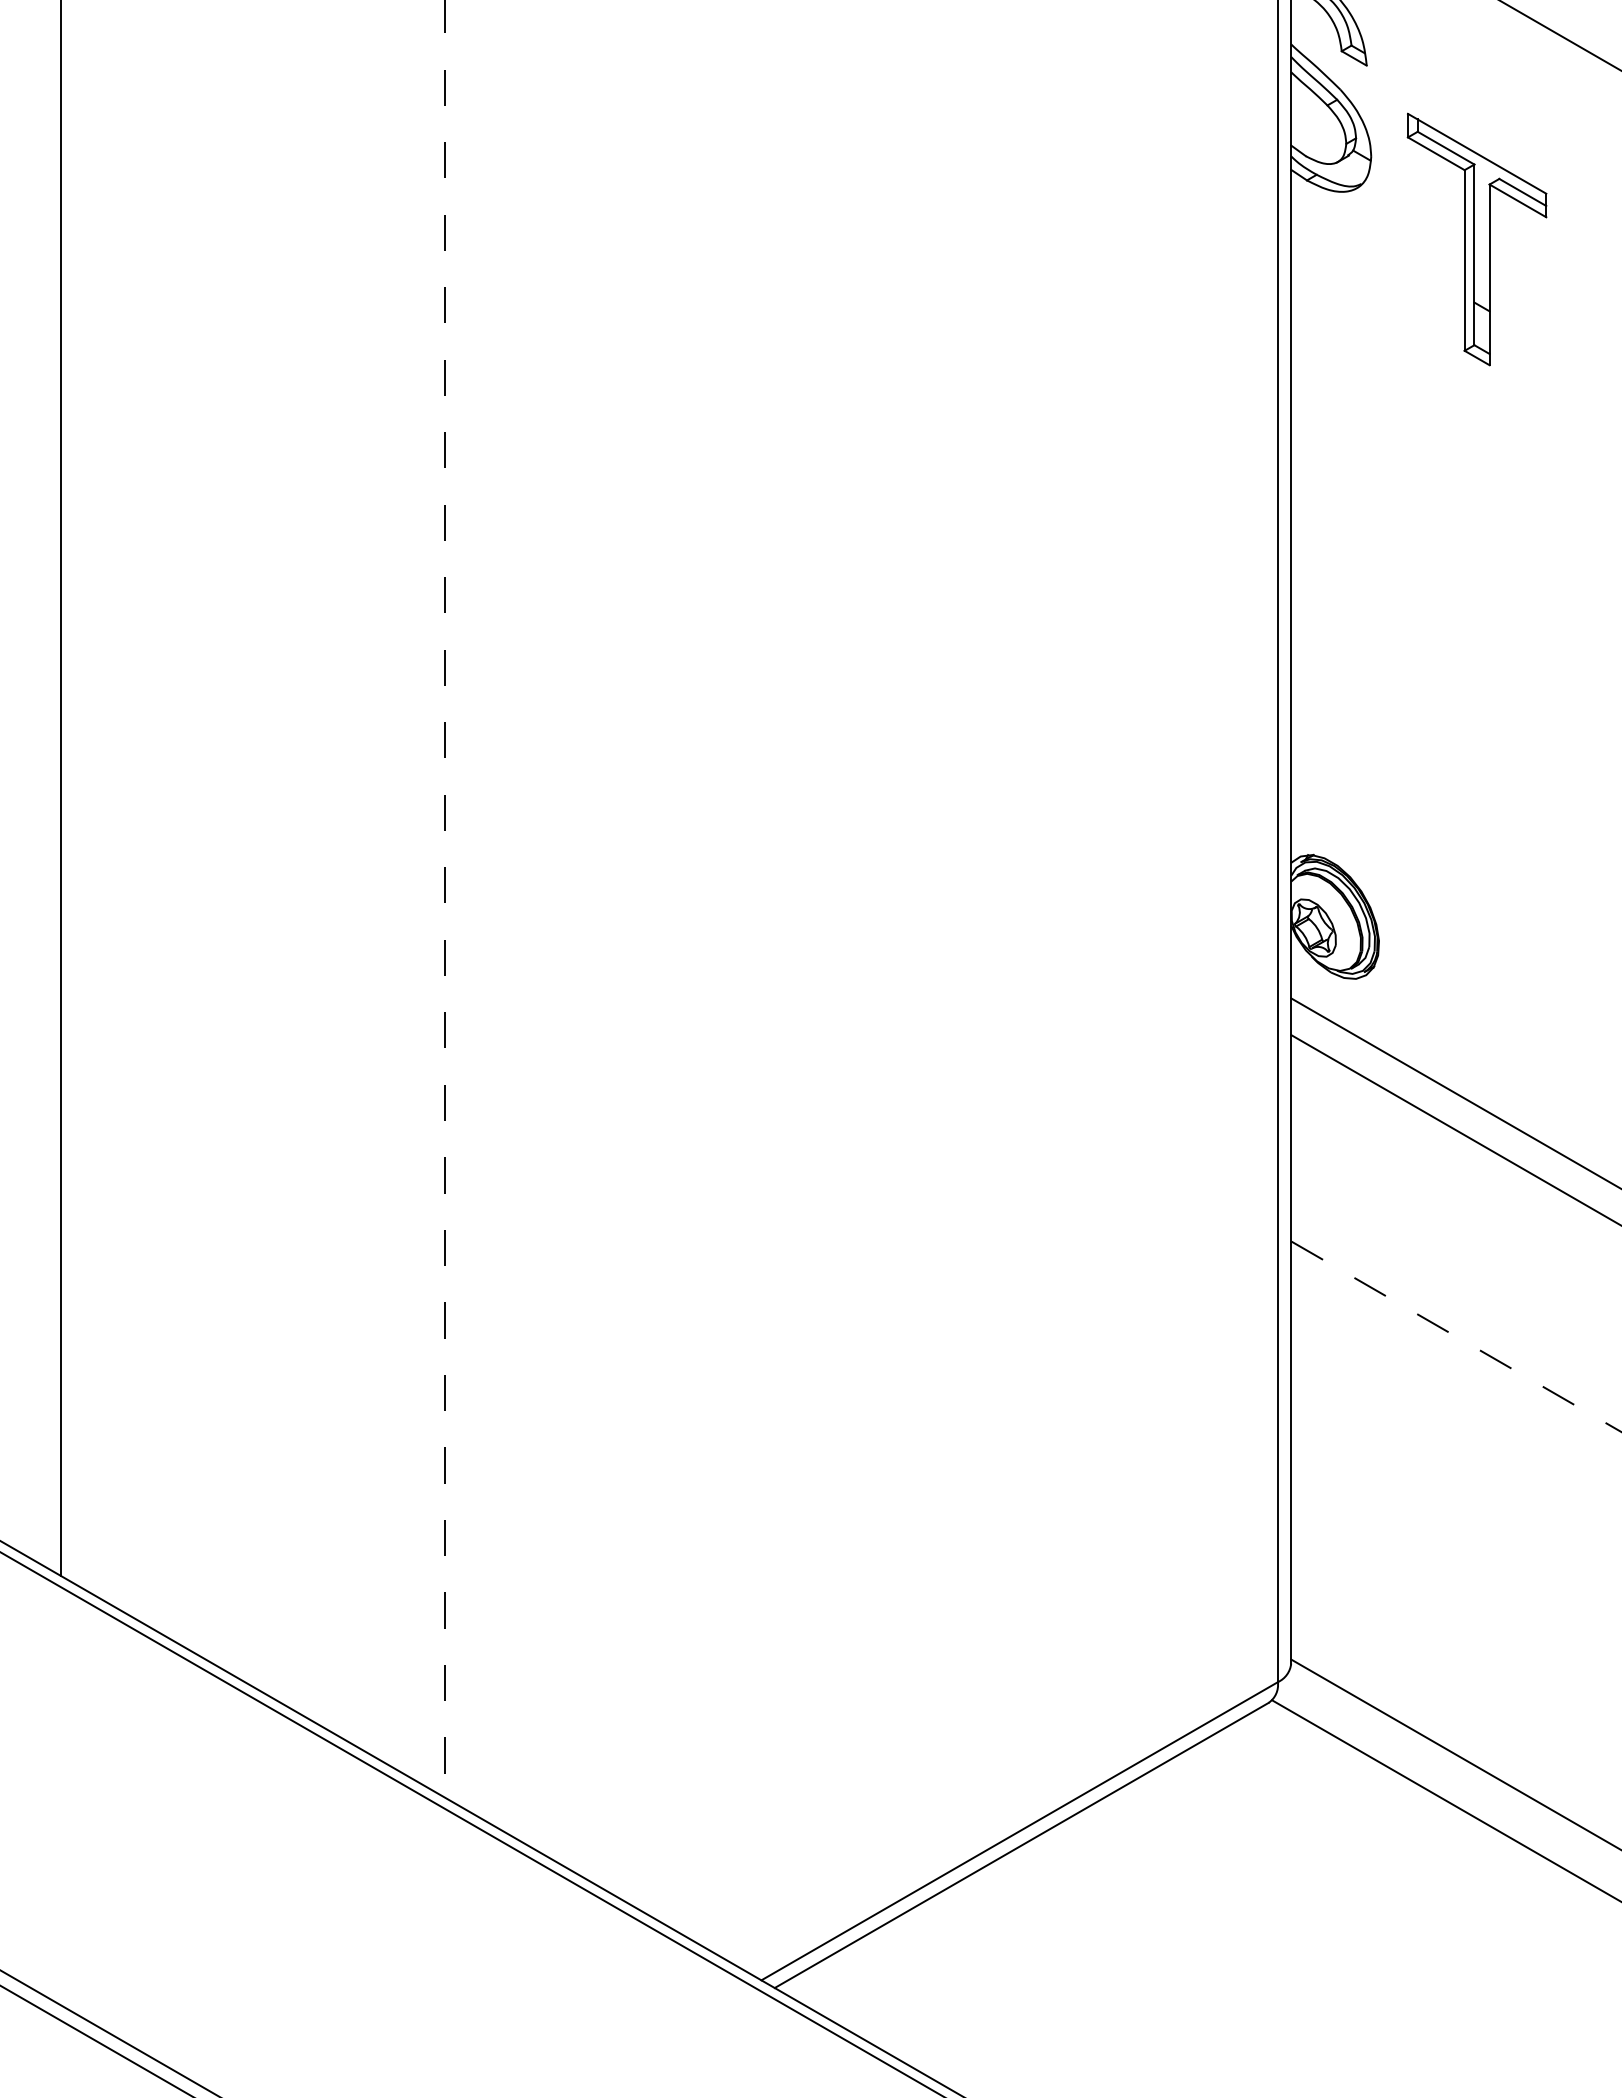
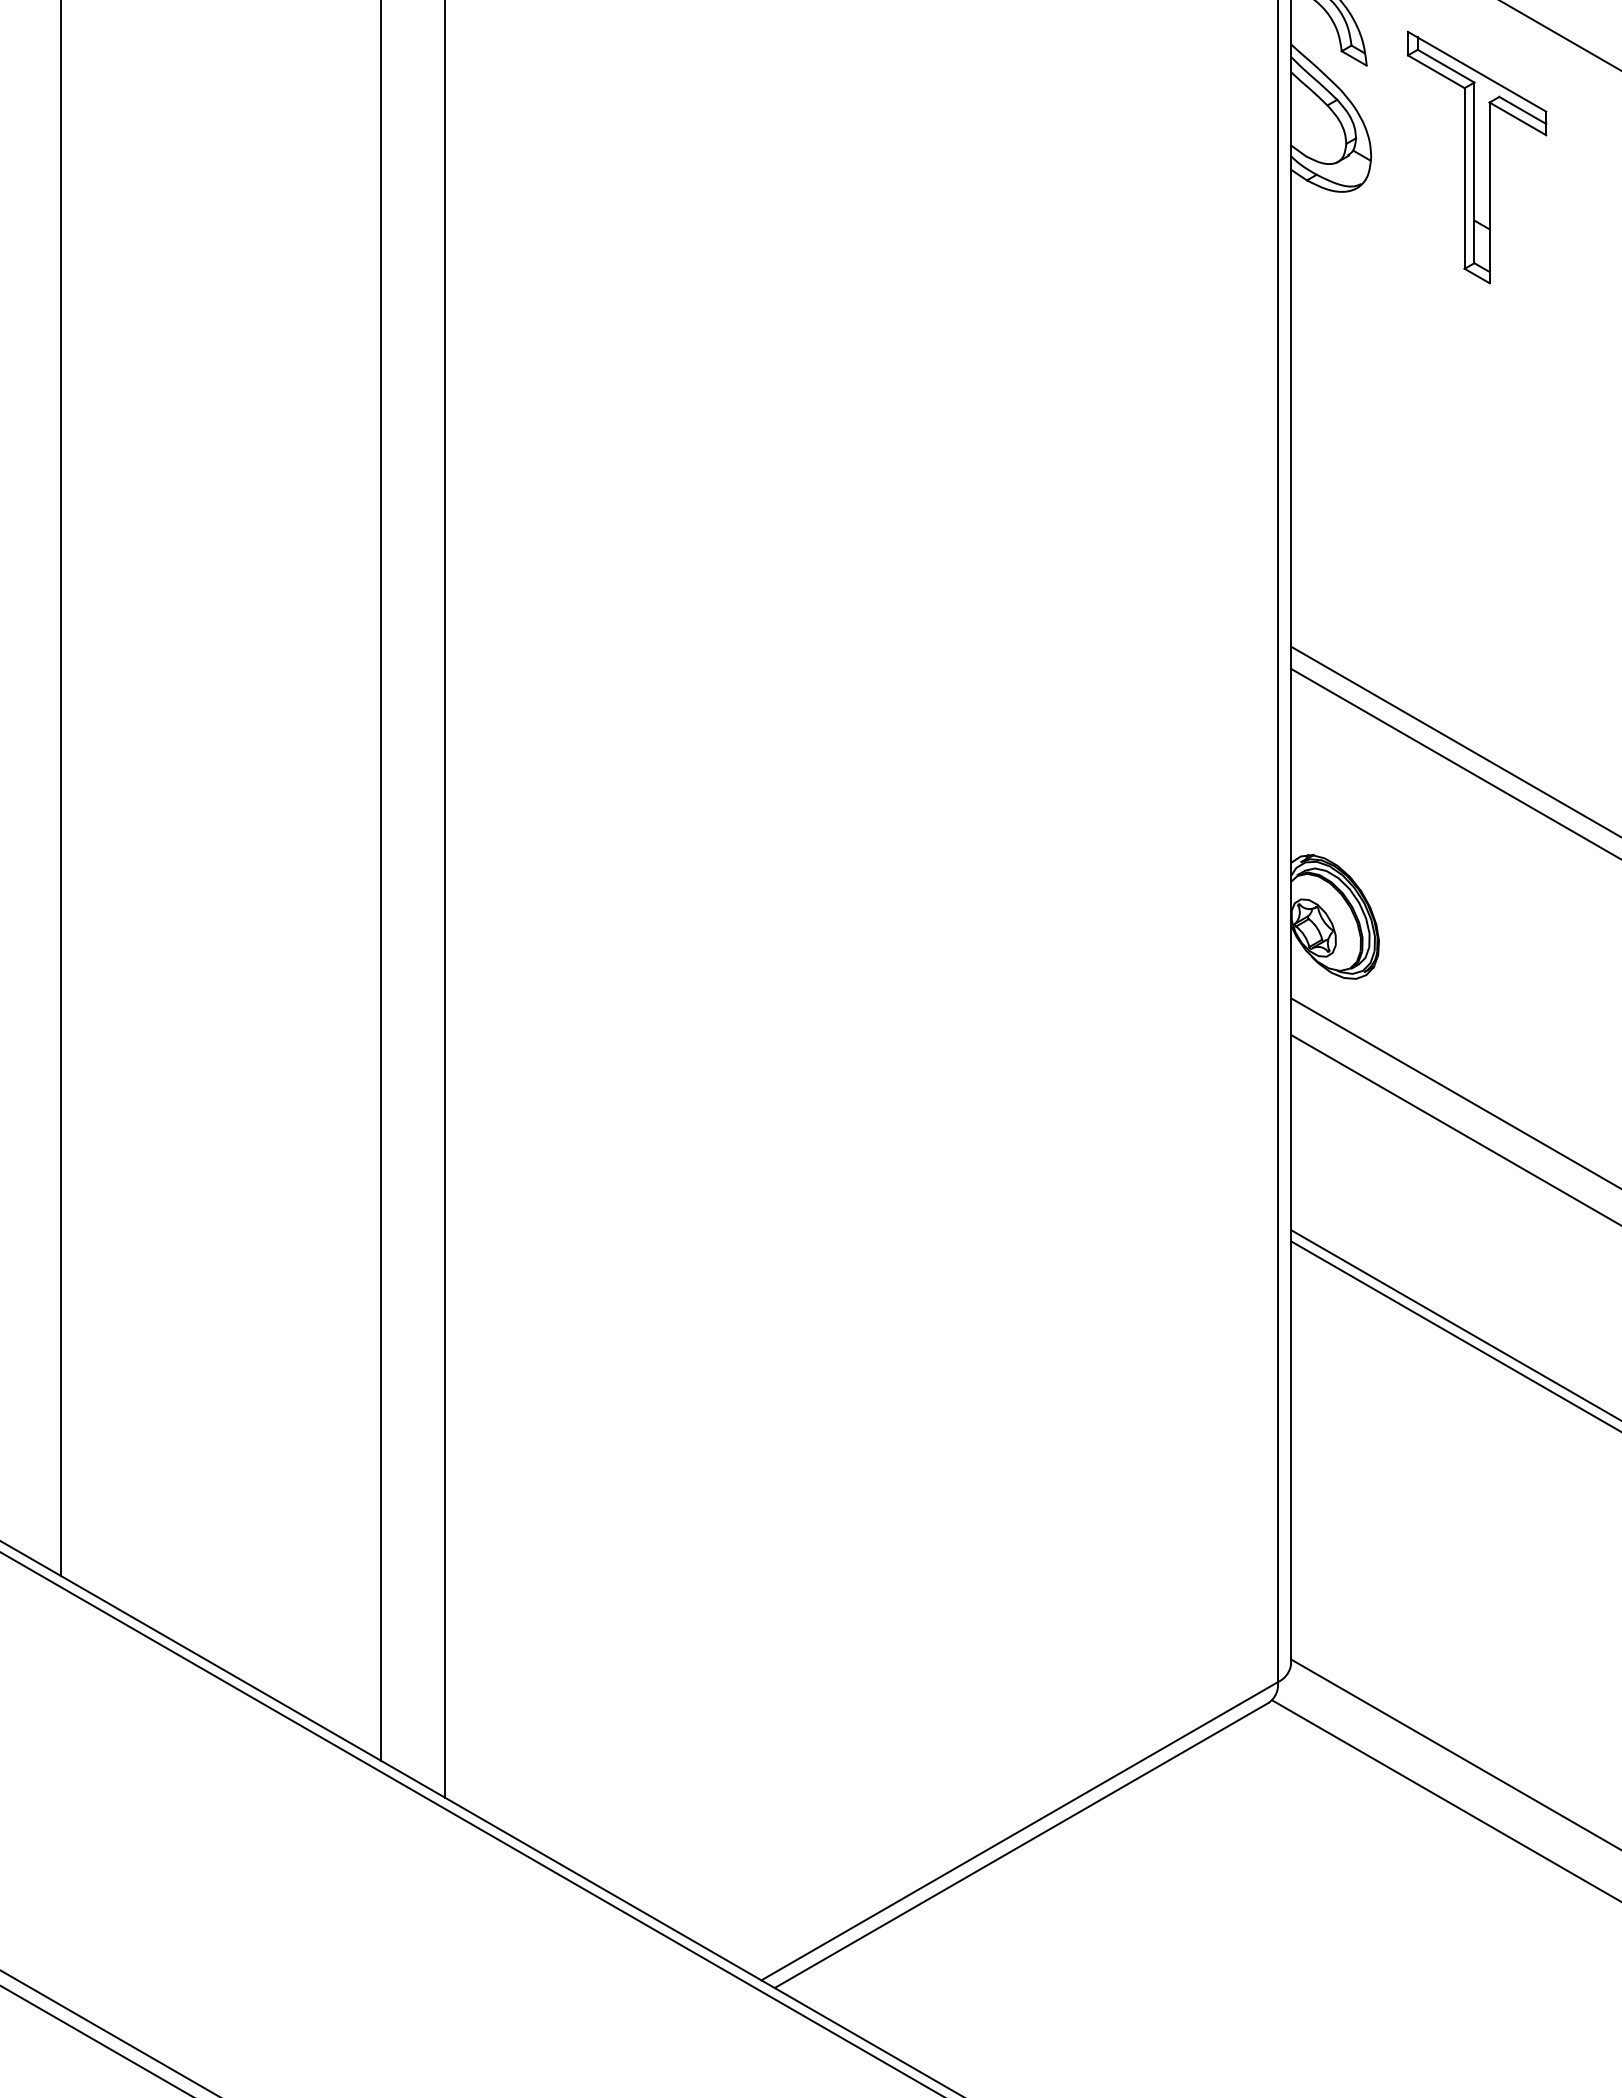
part position: (1476, 239) -> (1476, 157) (1476, 157)
line: none -> present (1454, 740)
line: none -> present (1454, 762)
line: none -> present (380, 881)
line: dashed -> solid (445, 898)
line: none -> present (1454, 1324)
line: dashed -> solid (1455, 1336)
